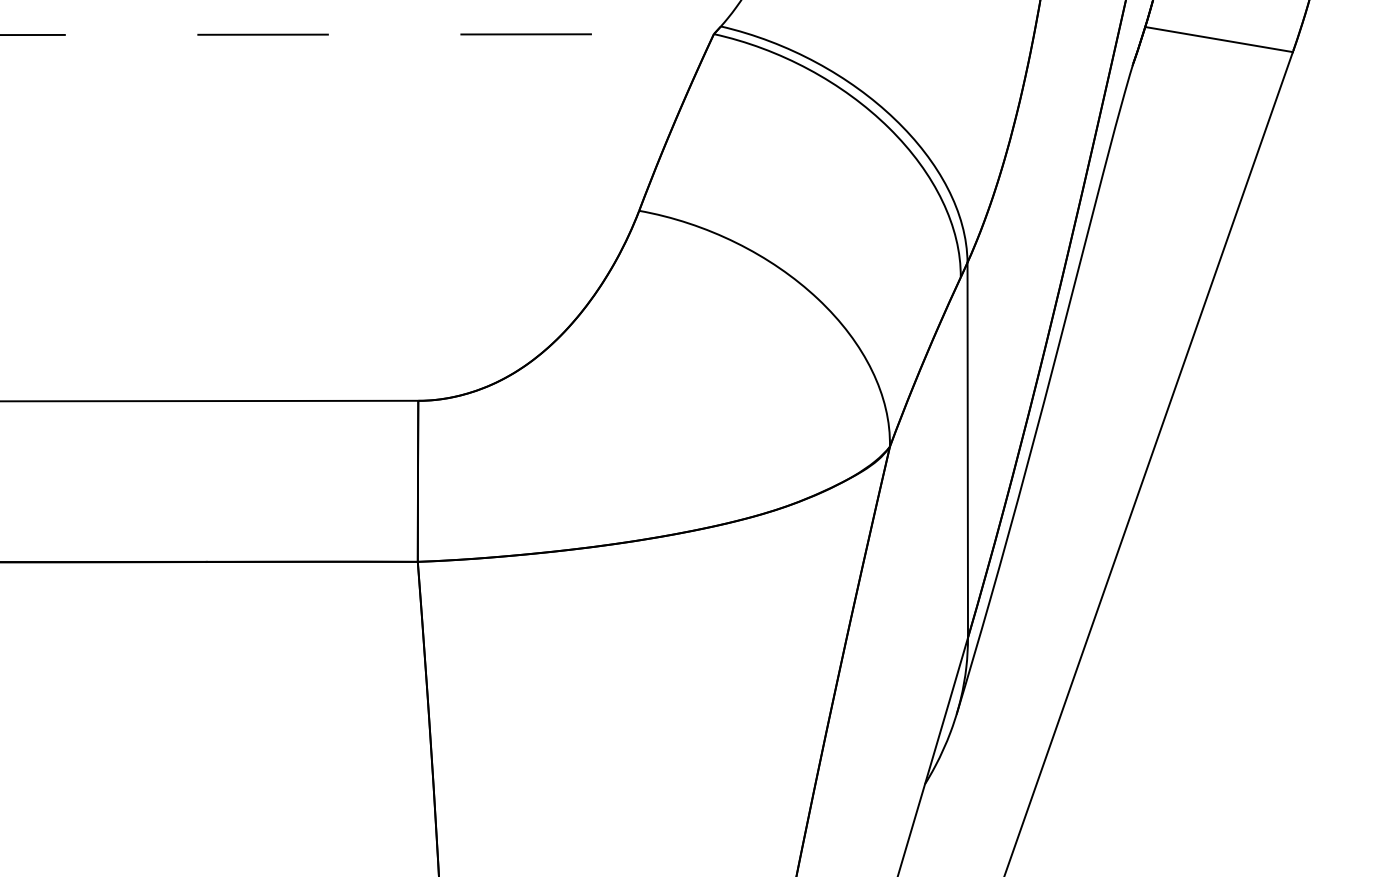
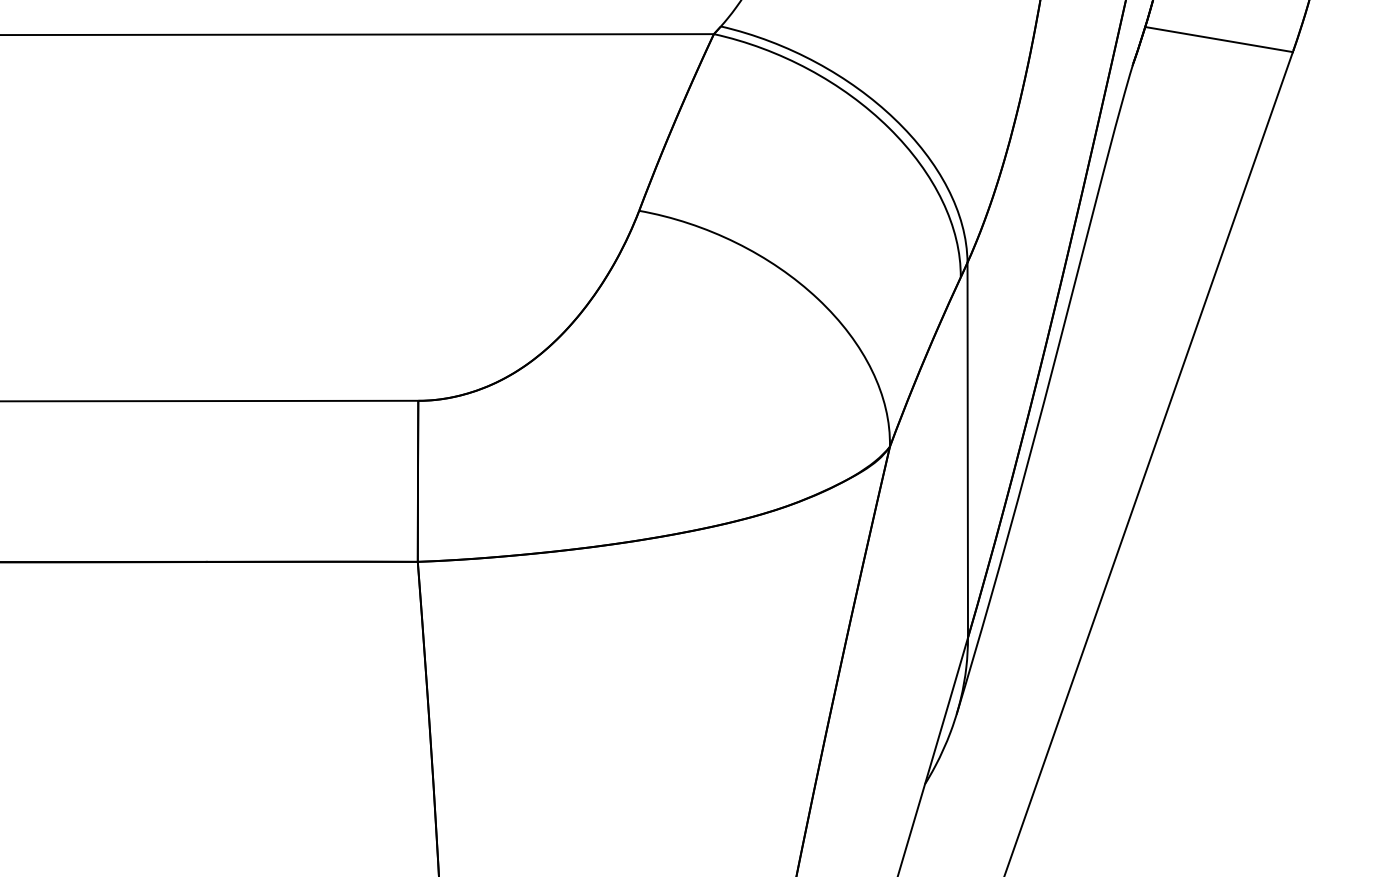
line: dashed -> solid (356, 34)
